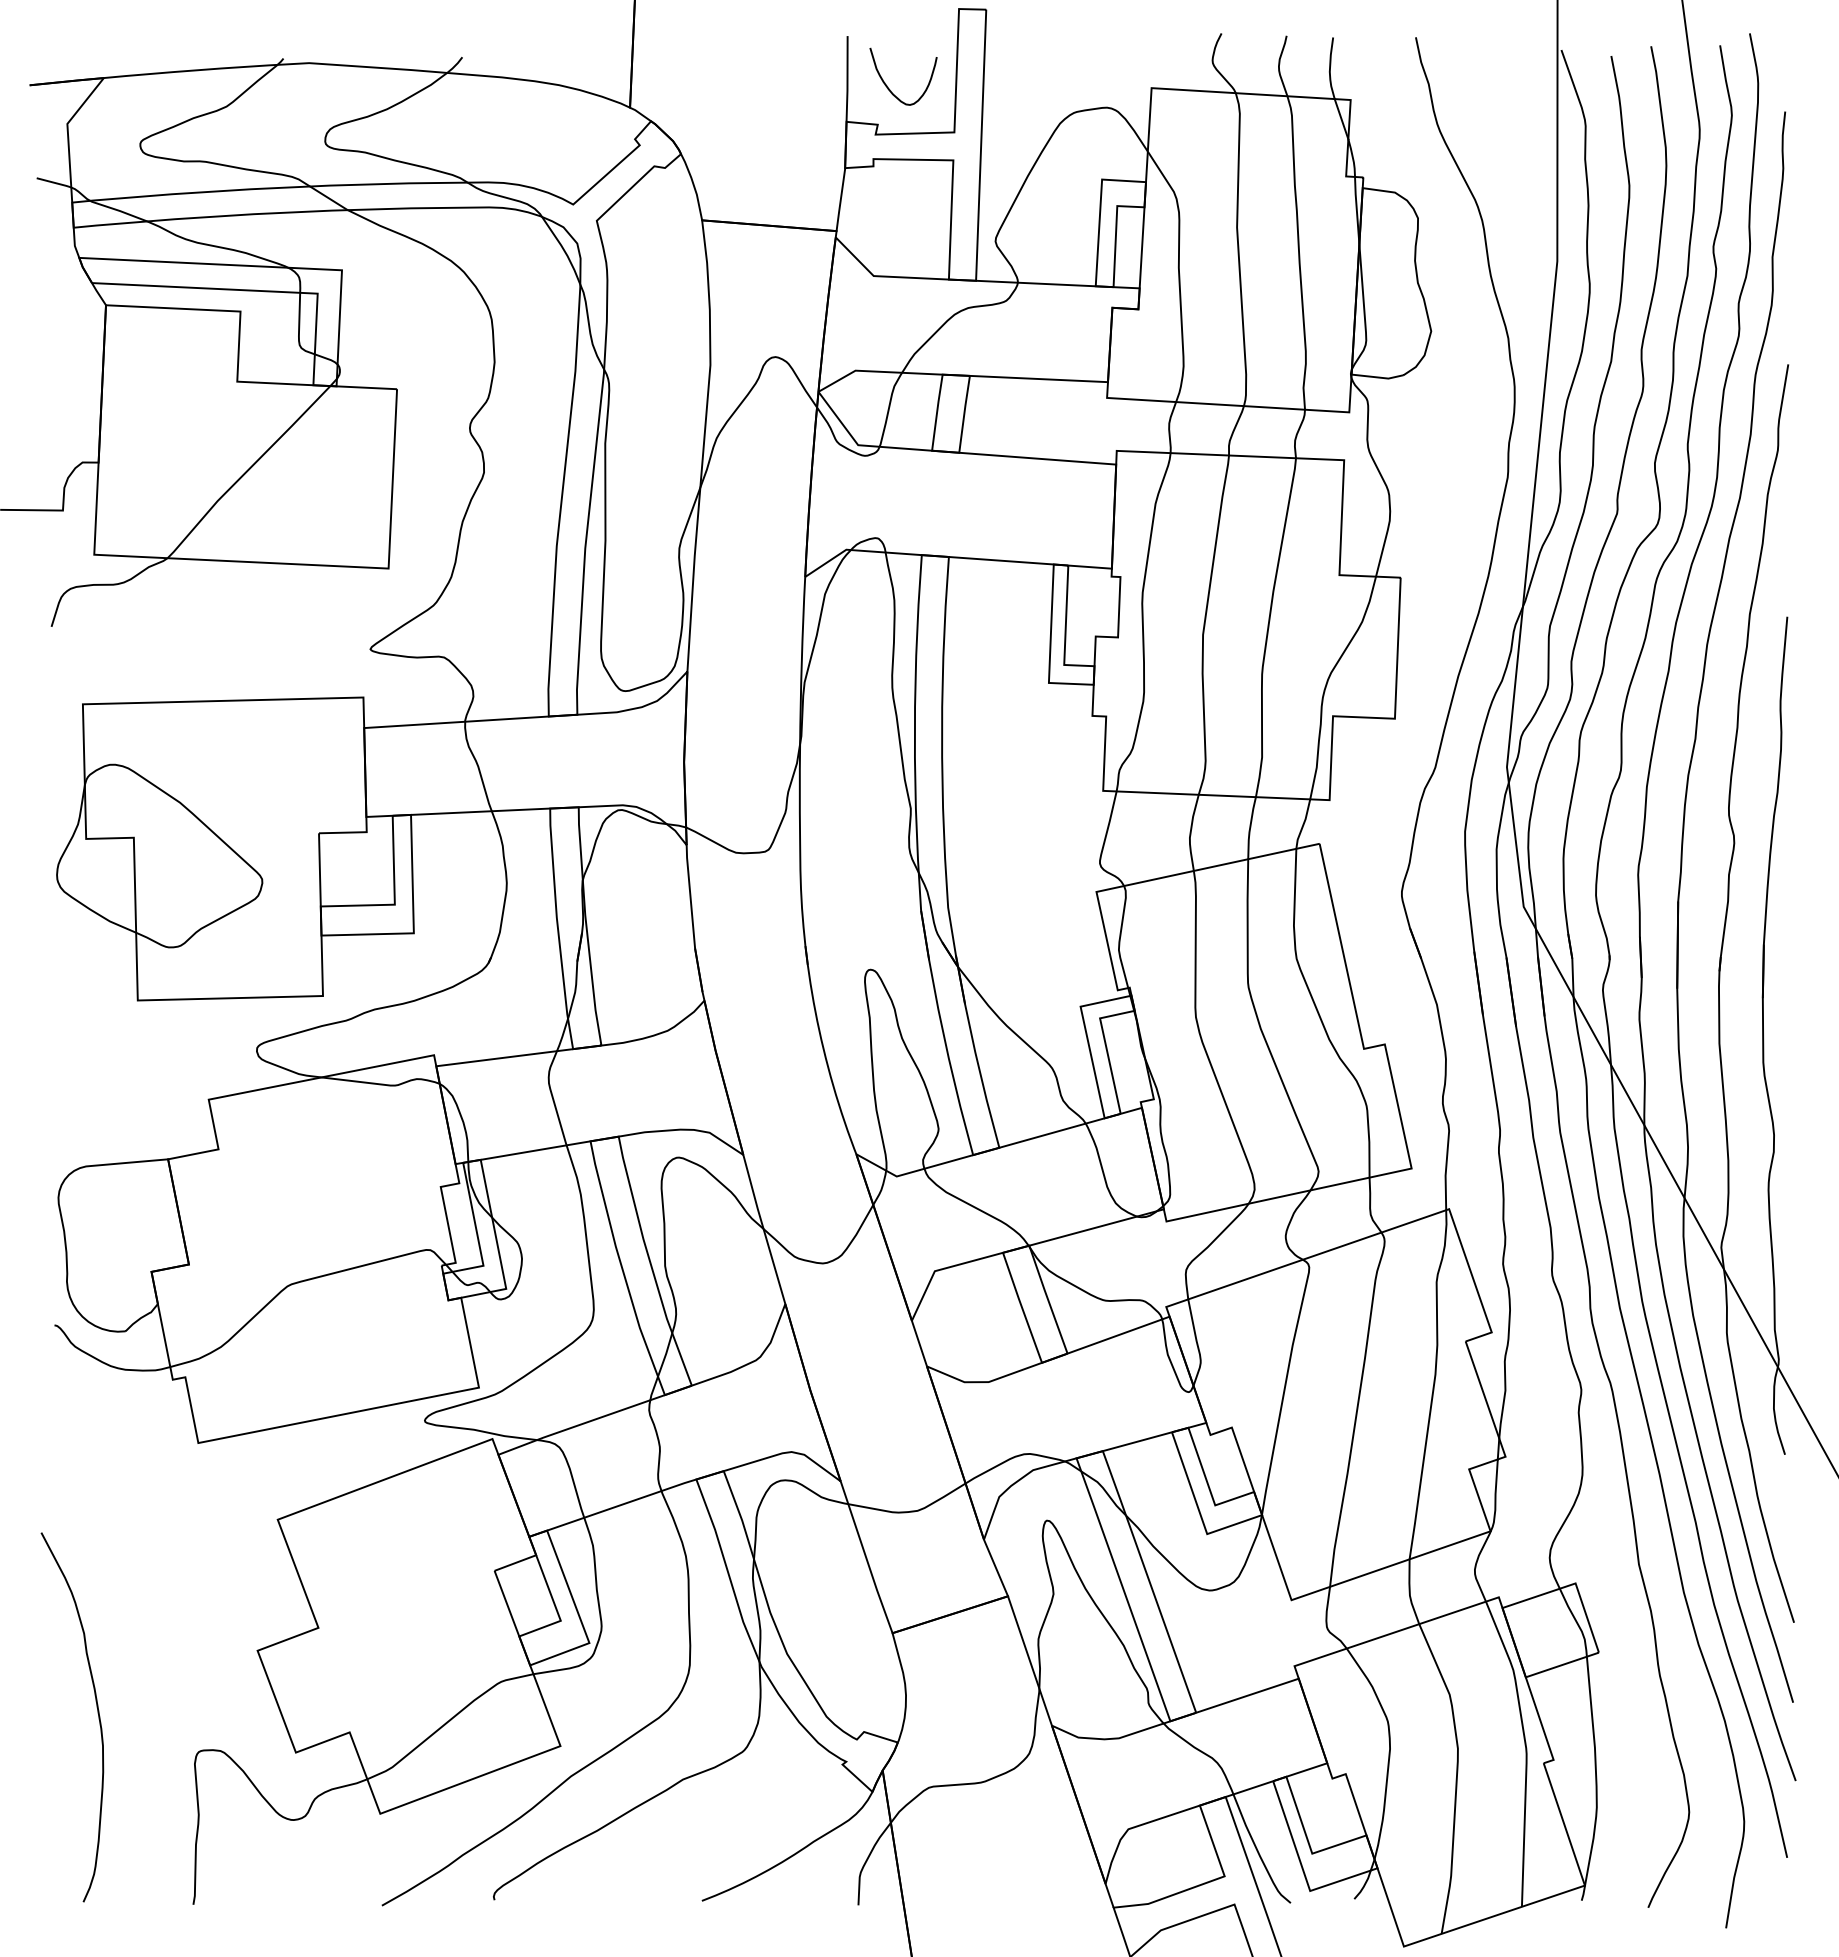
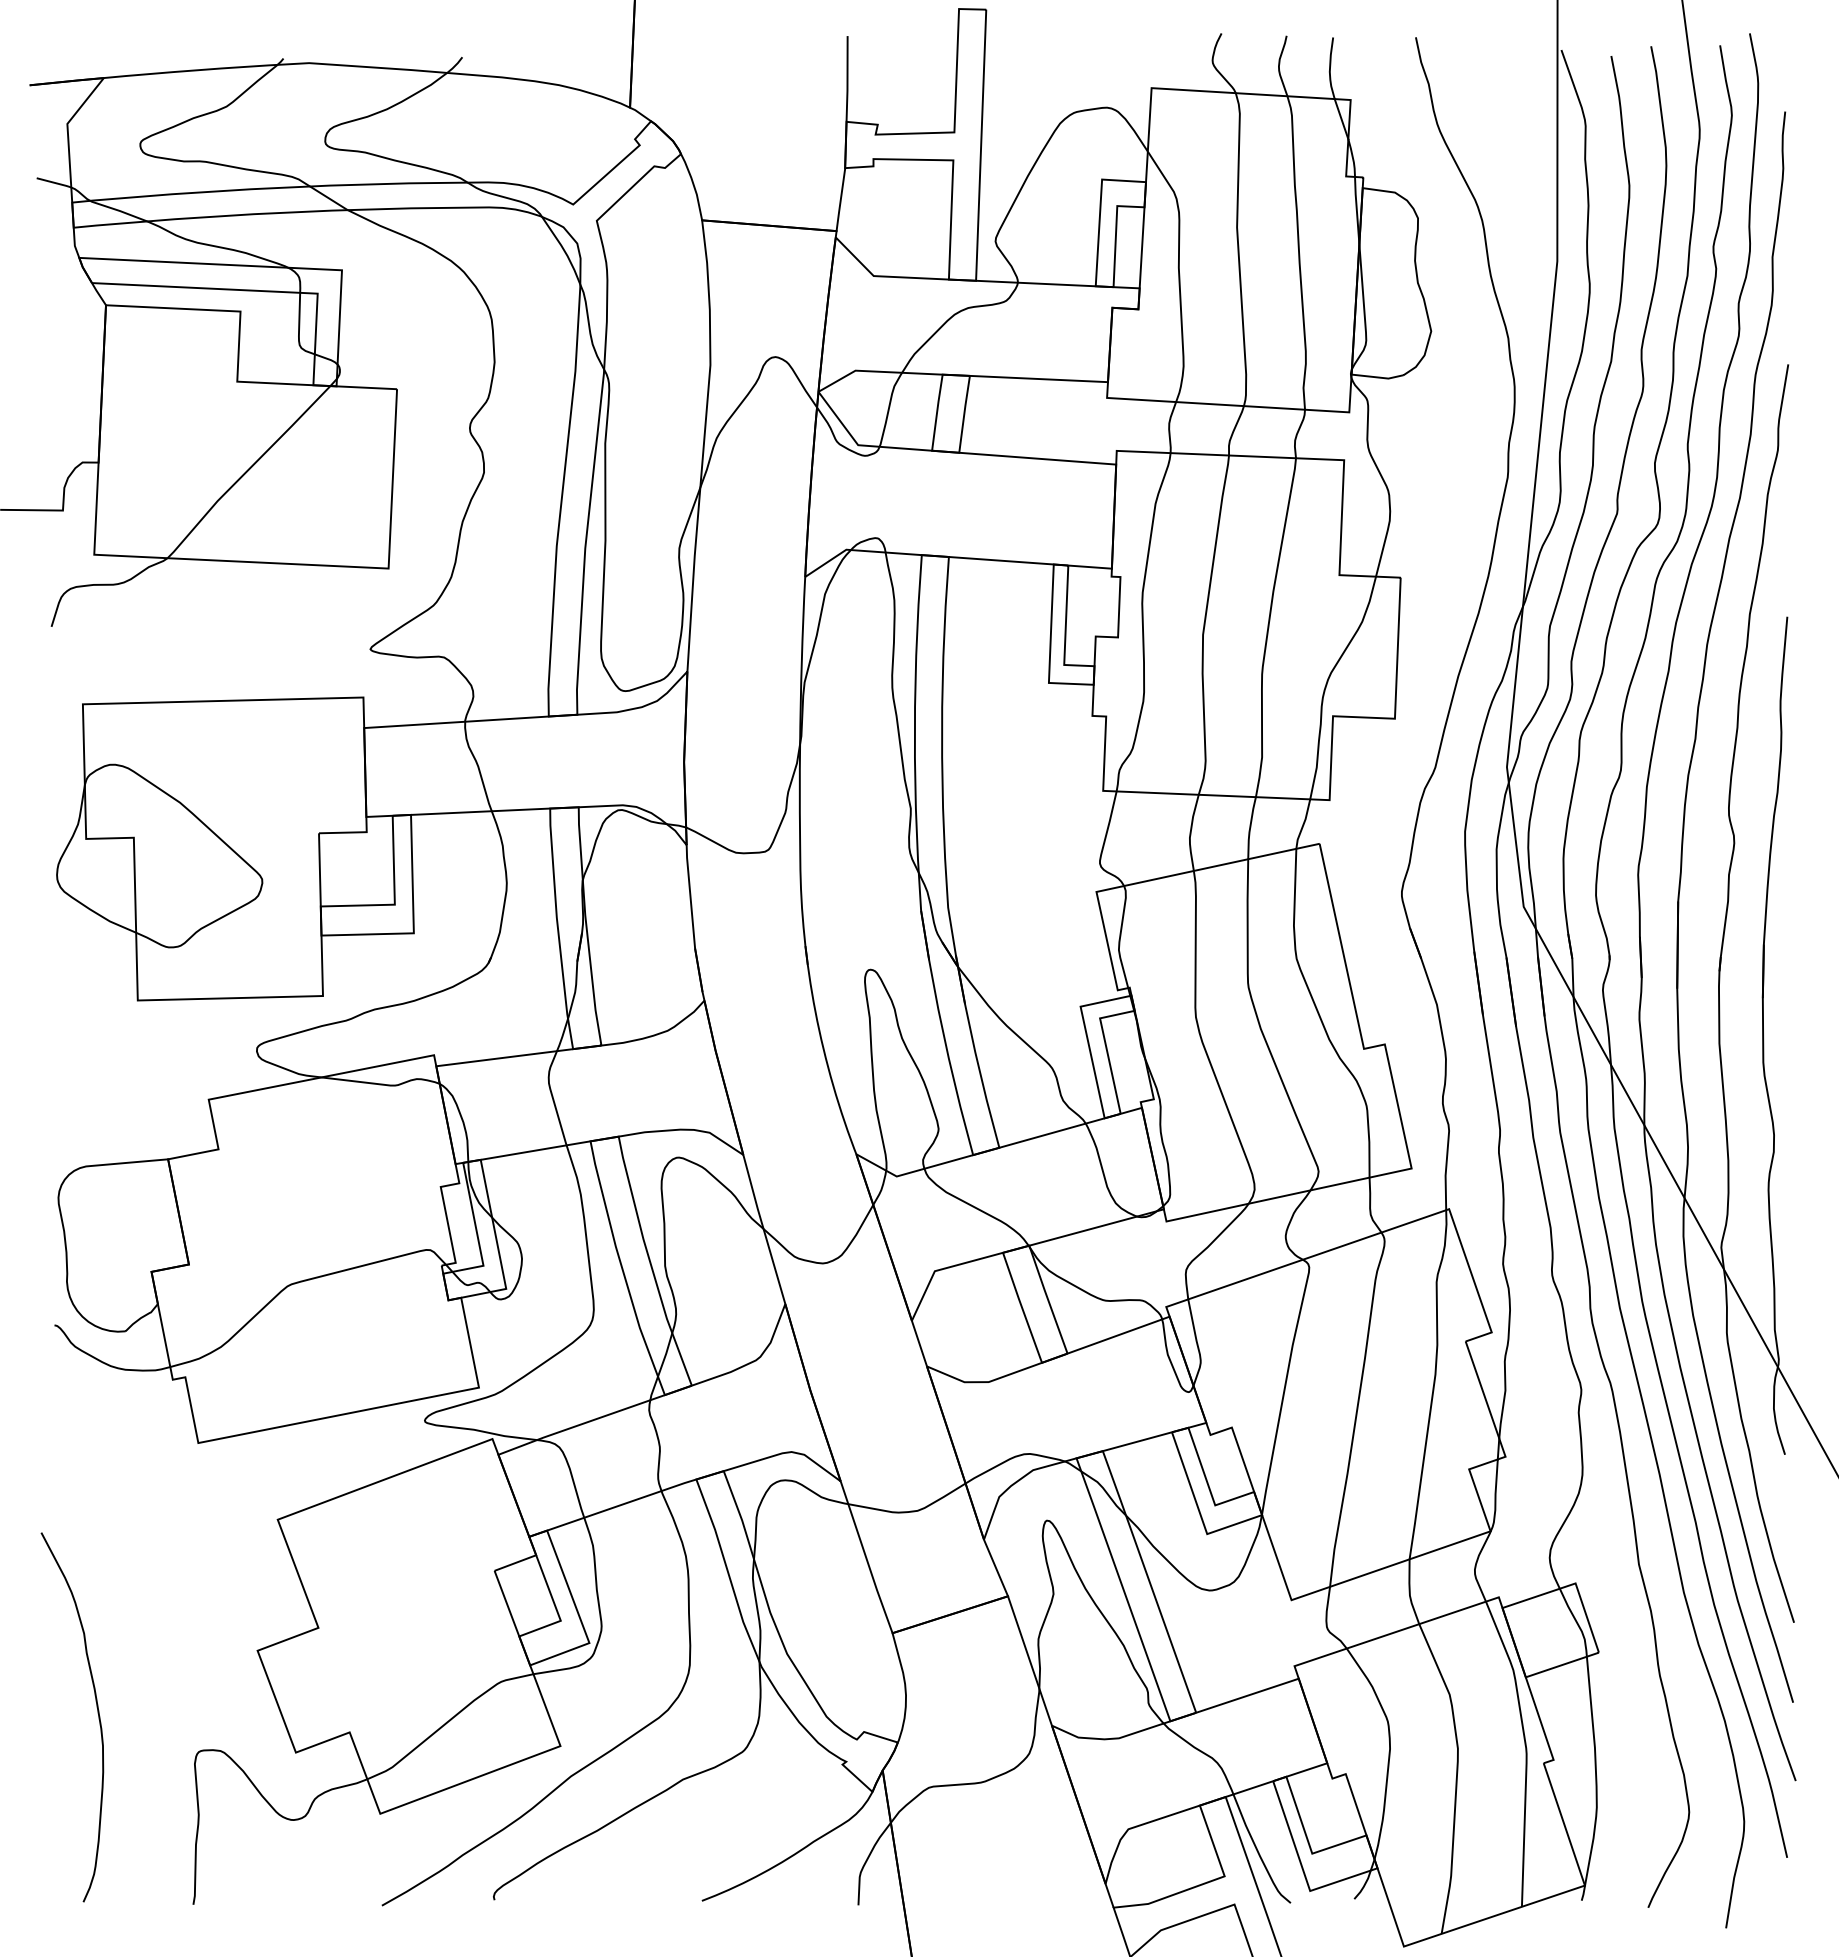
curve: present -> none (887, 85)
